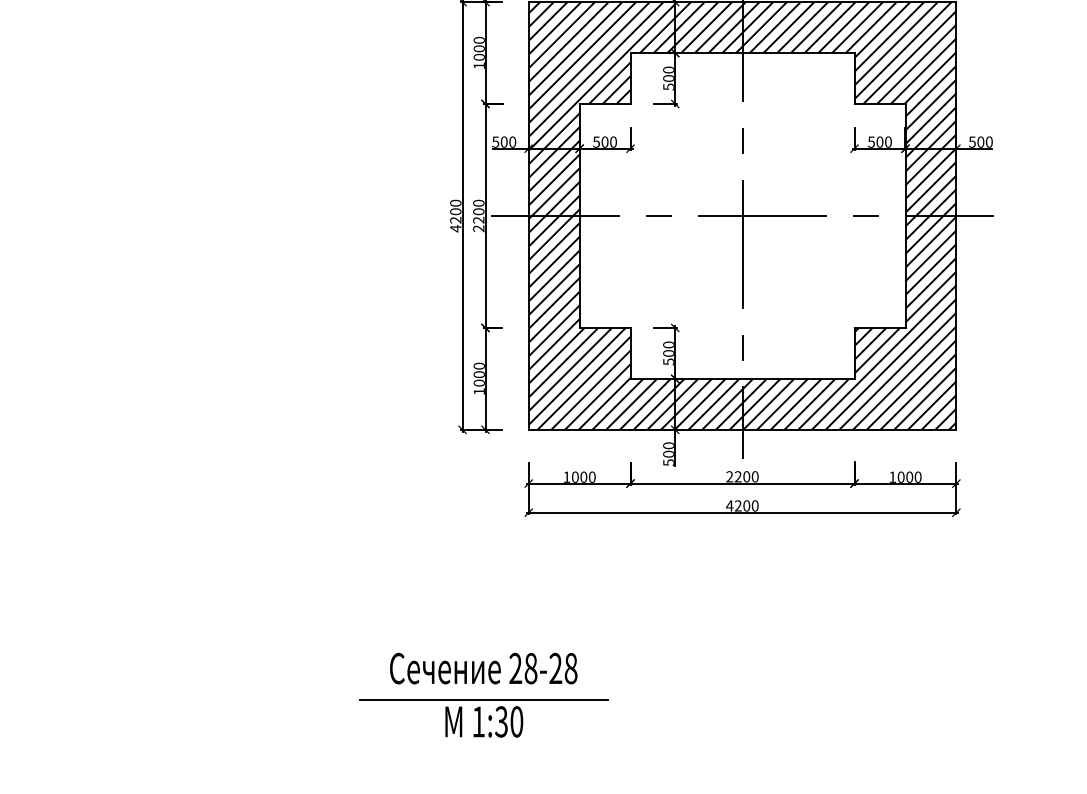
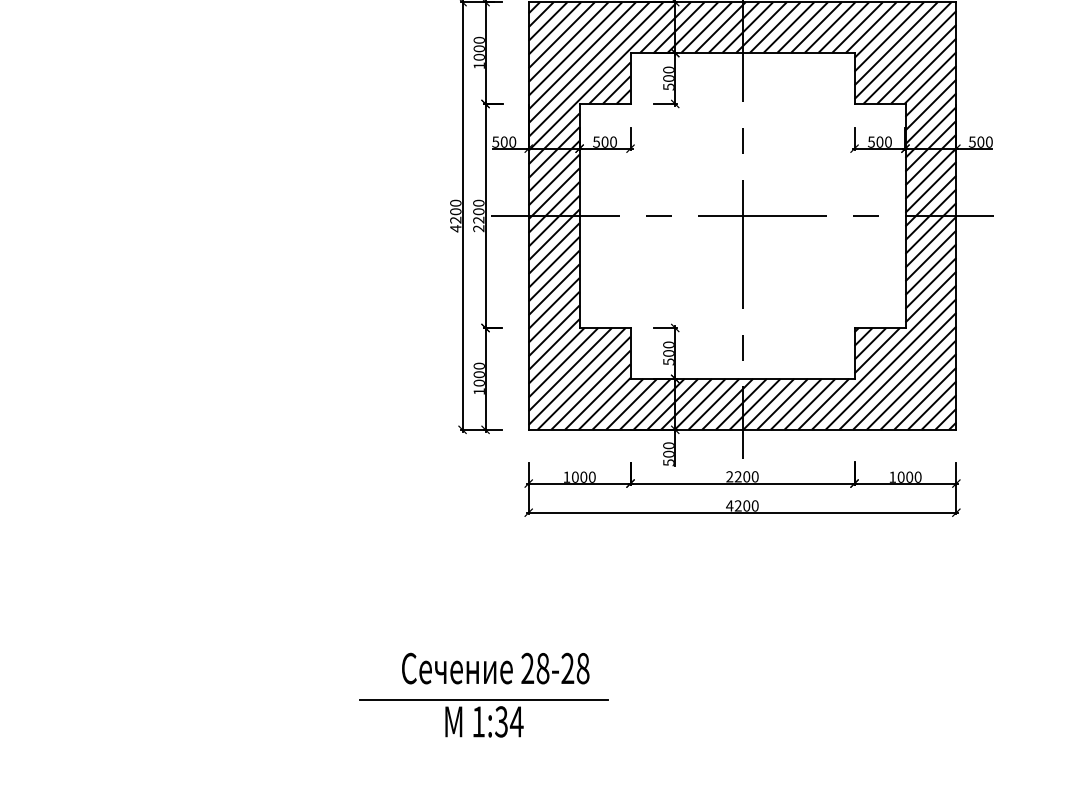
text position: (483, 668) -> (495, 668) (495, 668)
text: 1:30 -> 1:34 (516, 721)
